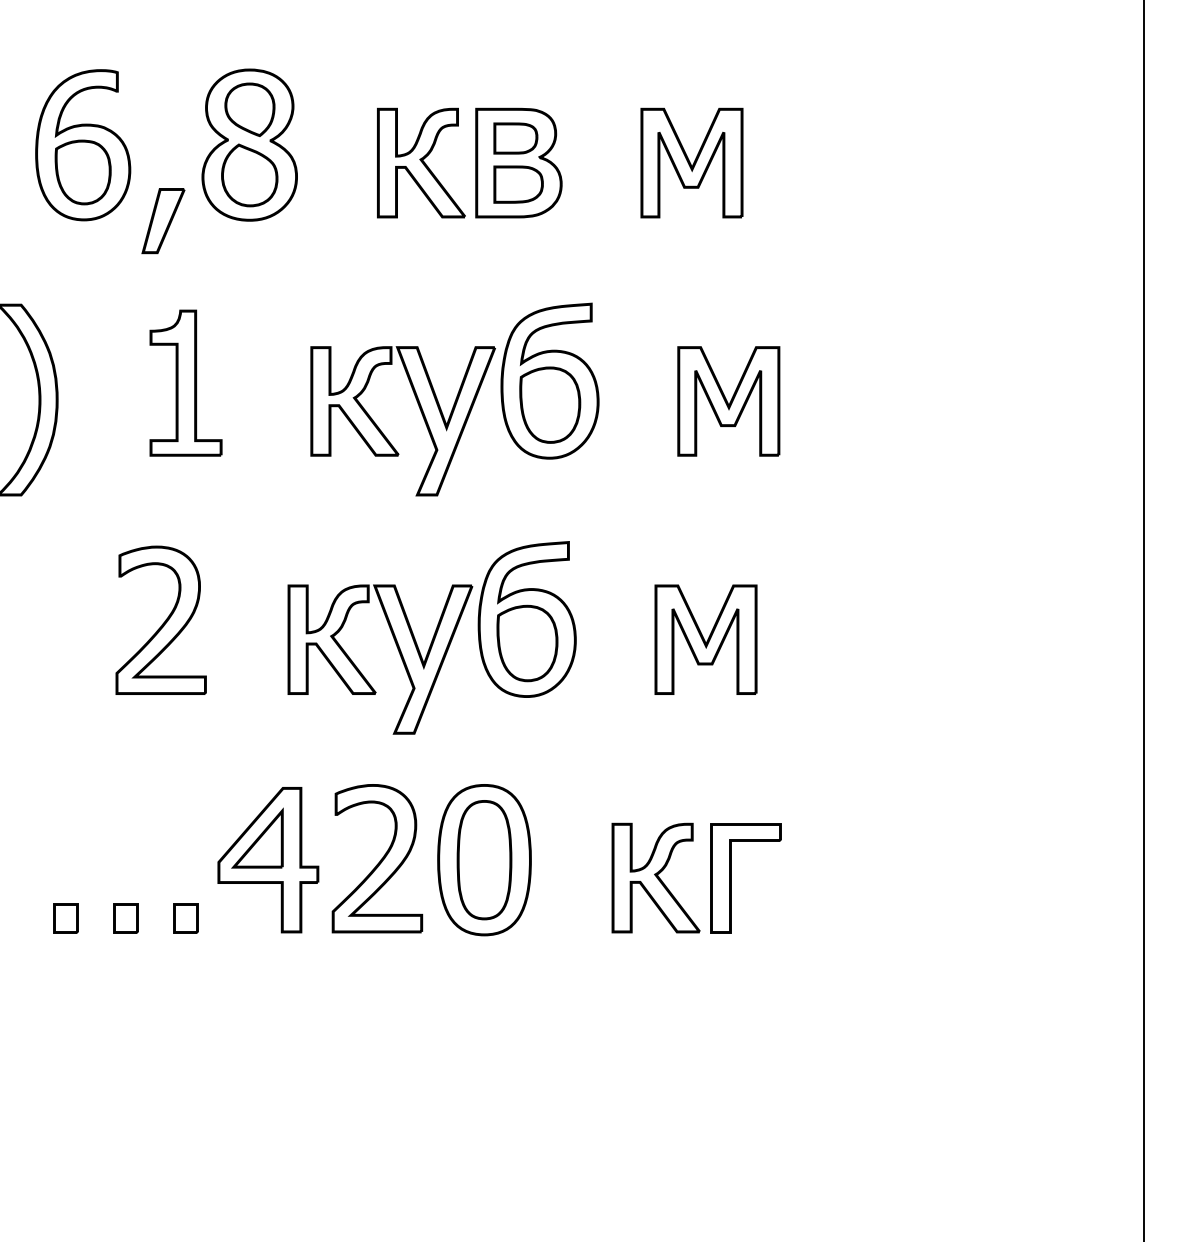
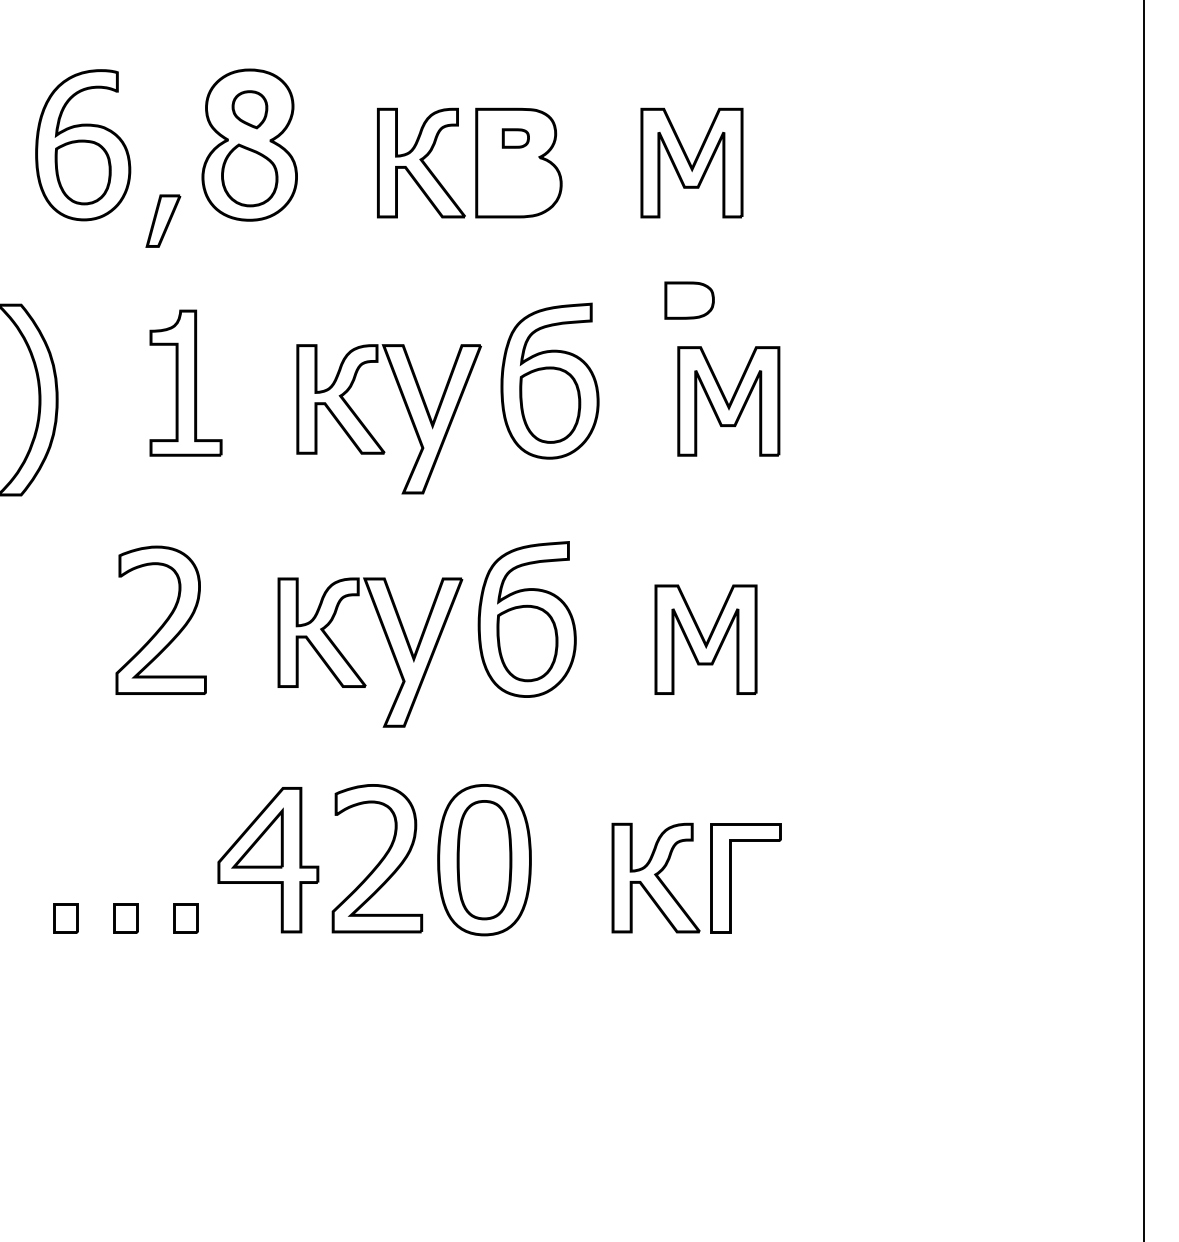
part size: 52x55 px -> 38x40 px (249, 109)
part size: 46x33 px -> 29x21 px (515, 138)
part position: (518, 184) -> (689, 300) (689, 300)
part size: 45x67 px -> 37x54 px (163, 220)
part position: (421, 414) -> (407, 412) (407, 412)
part position: (398, 652) -> (388, 645) (388, 645)
